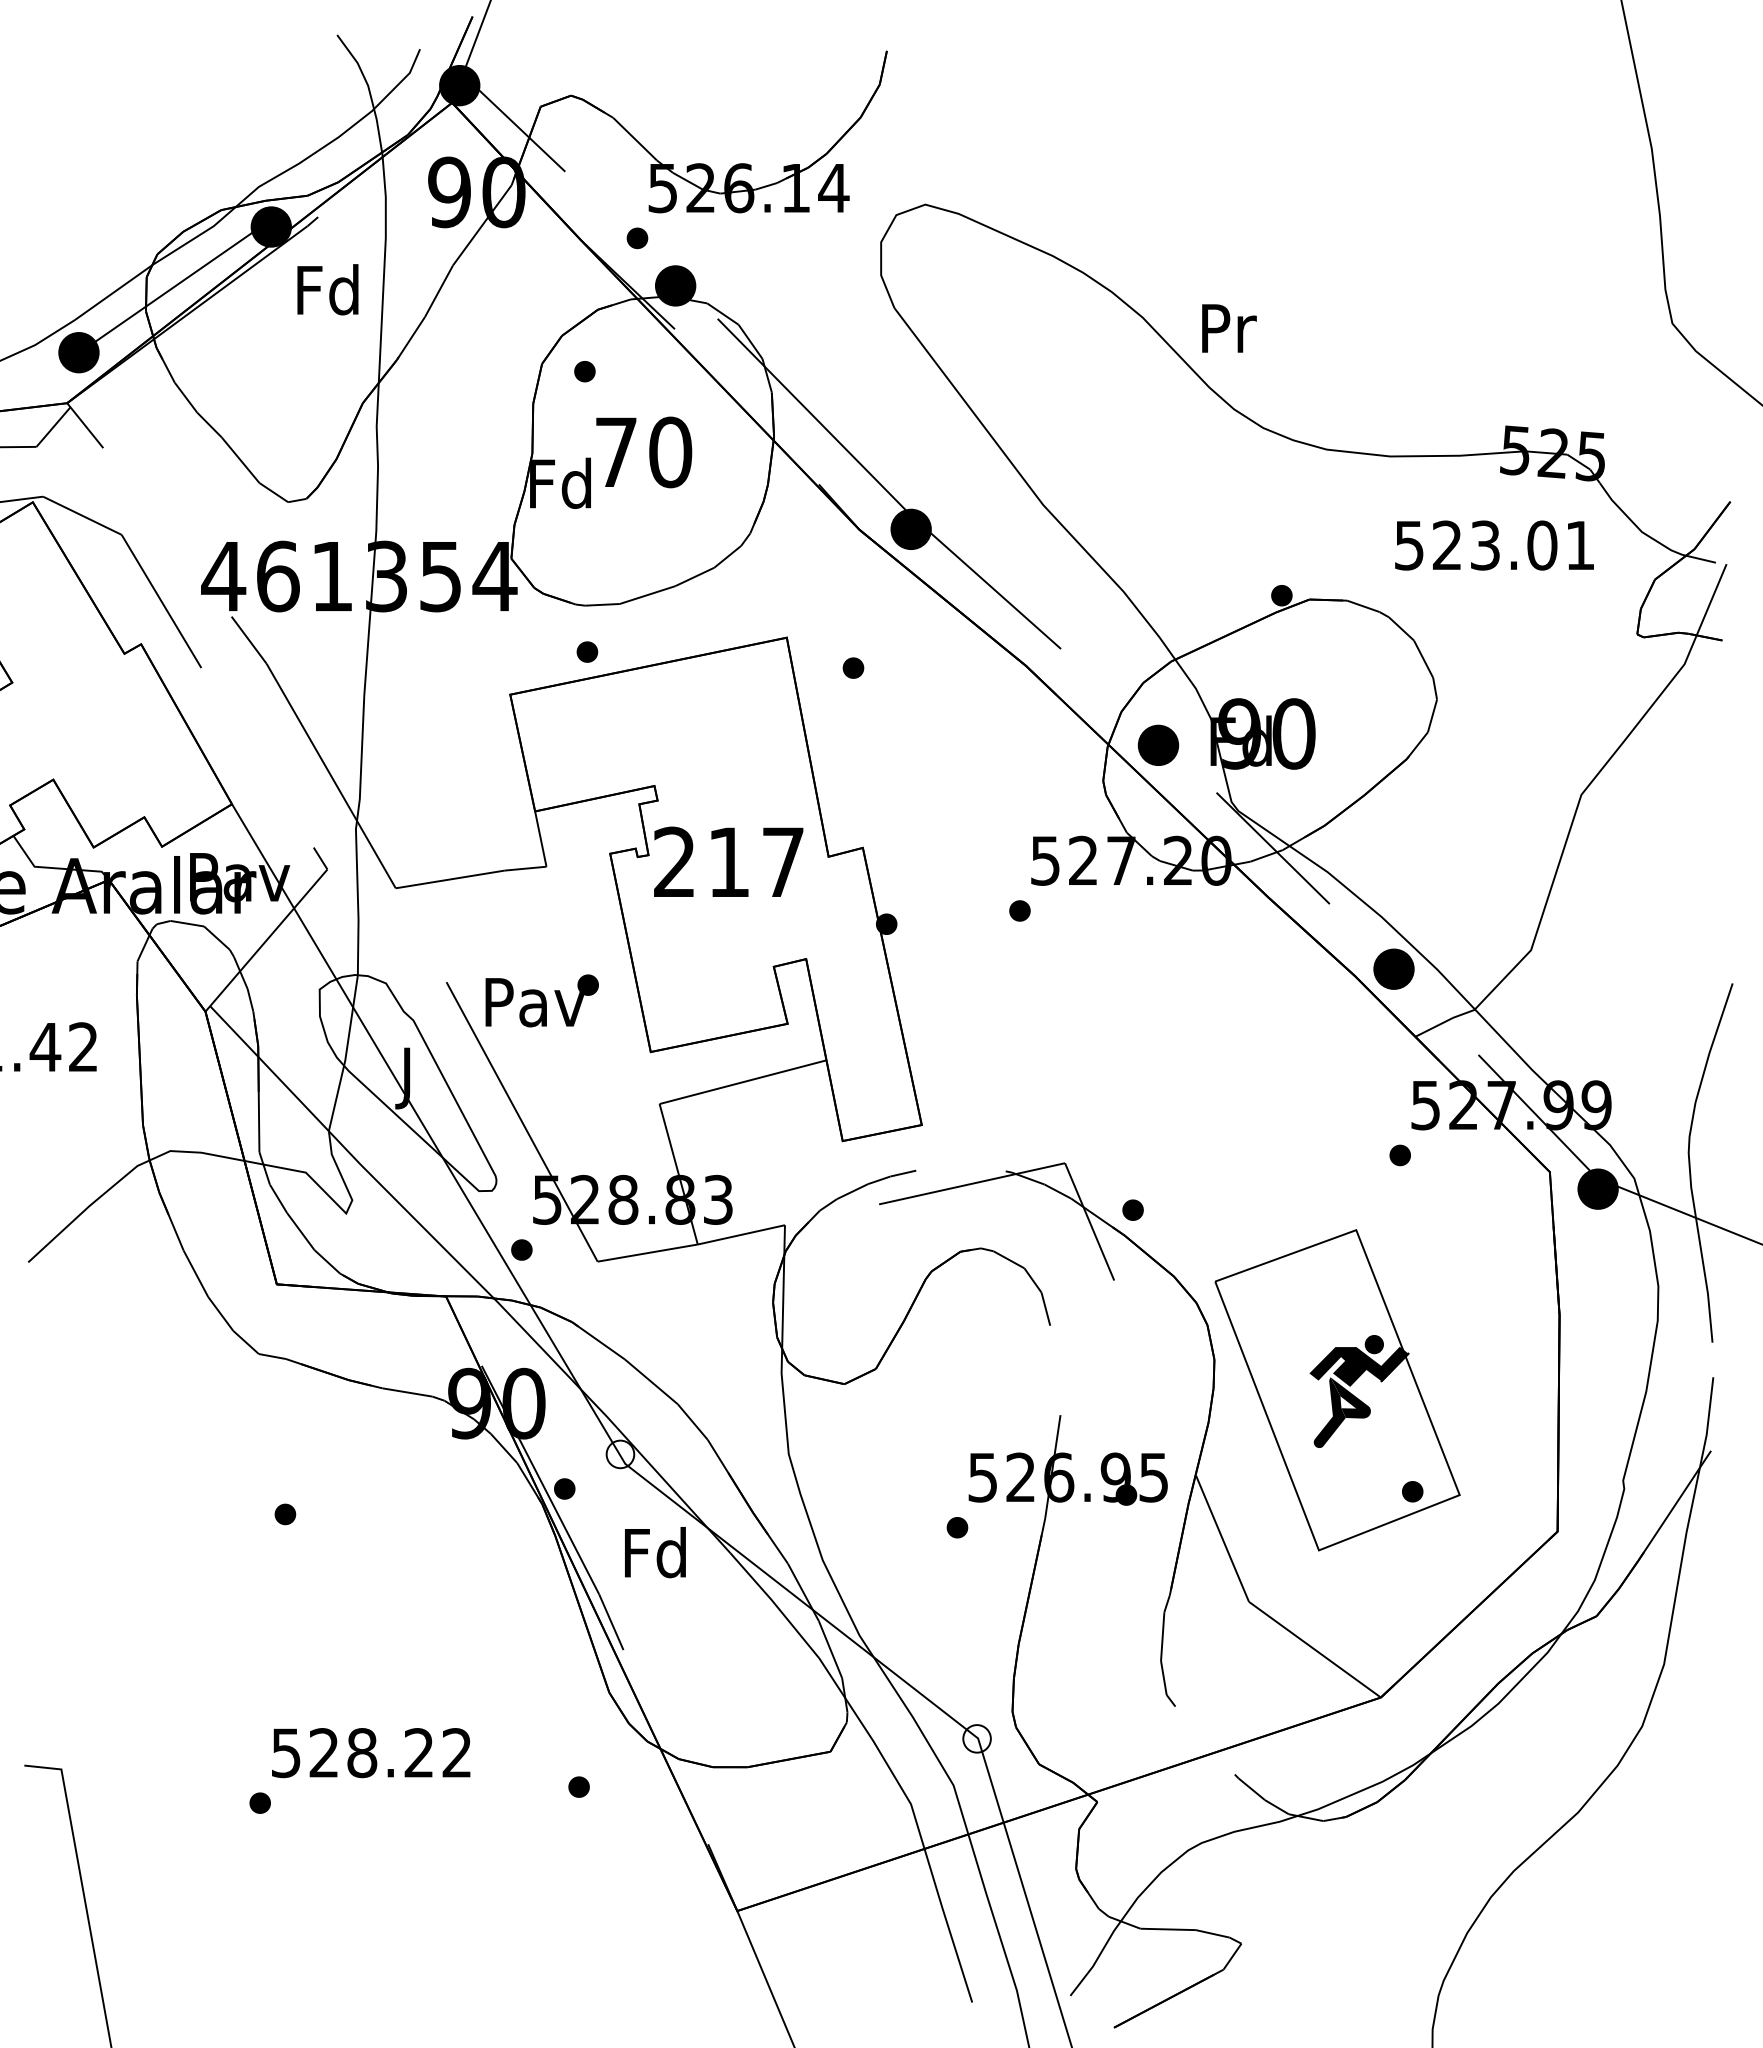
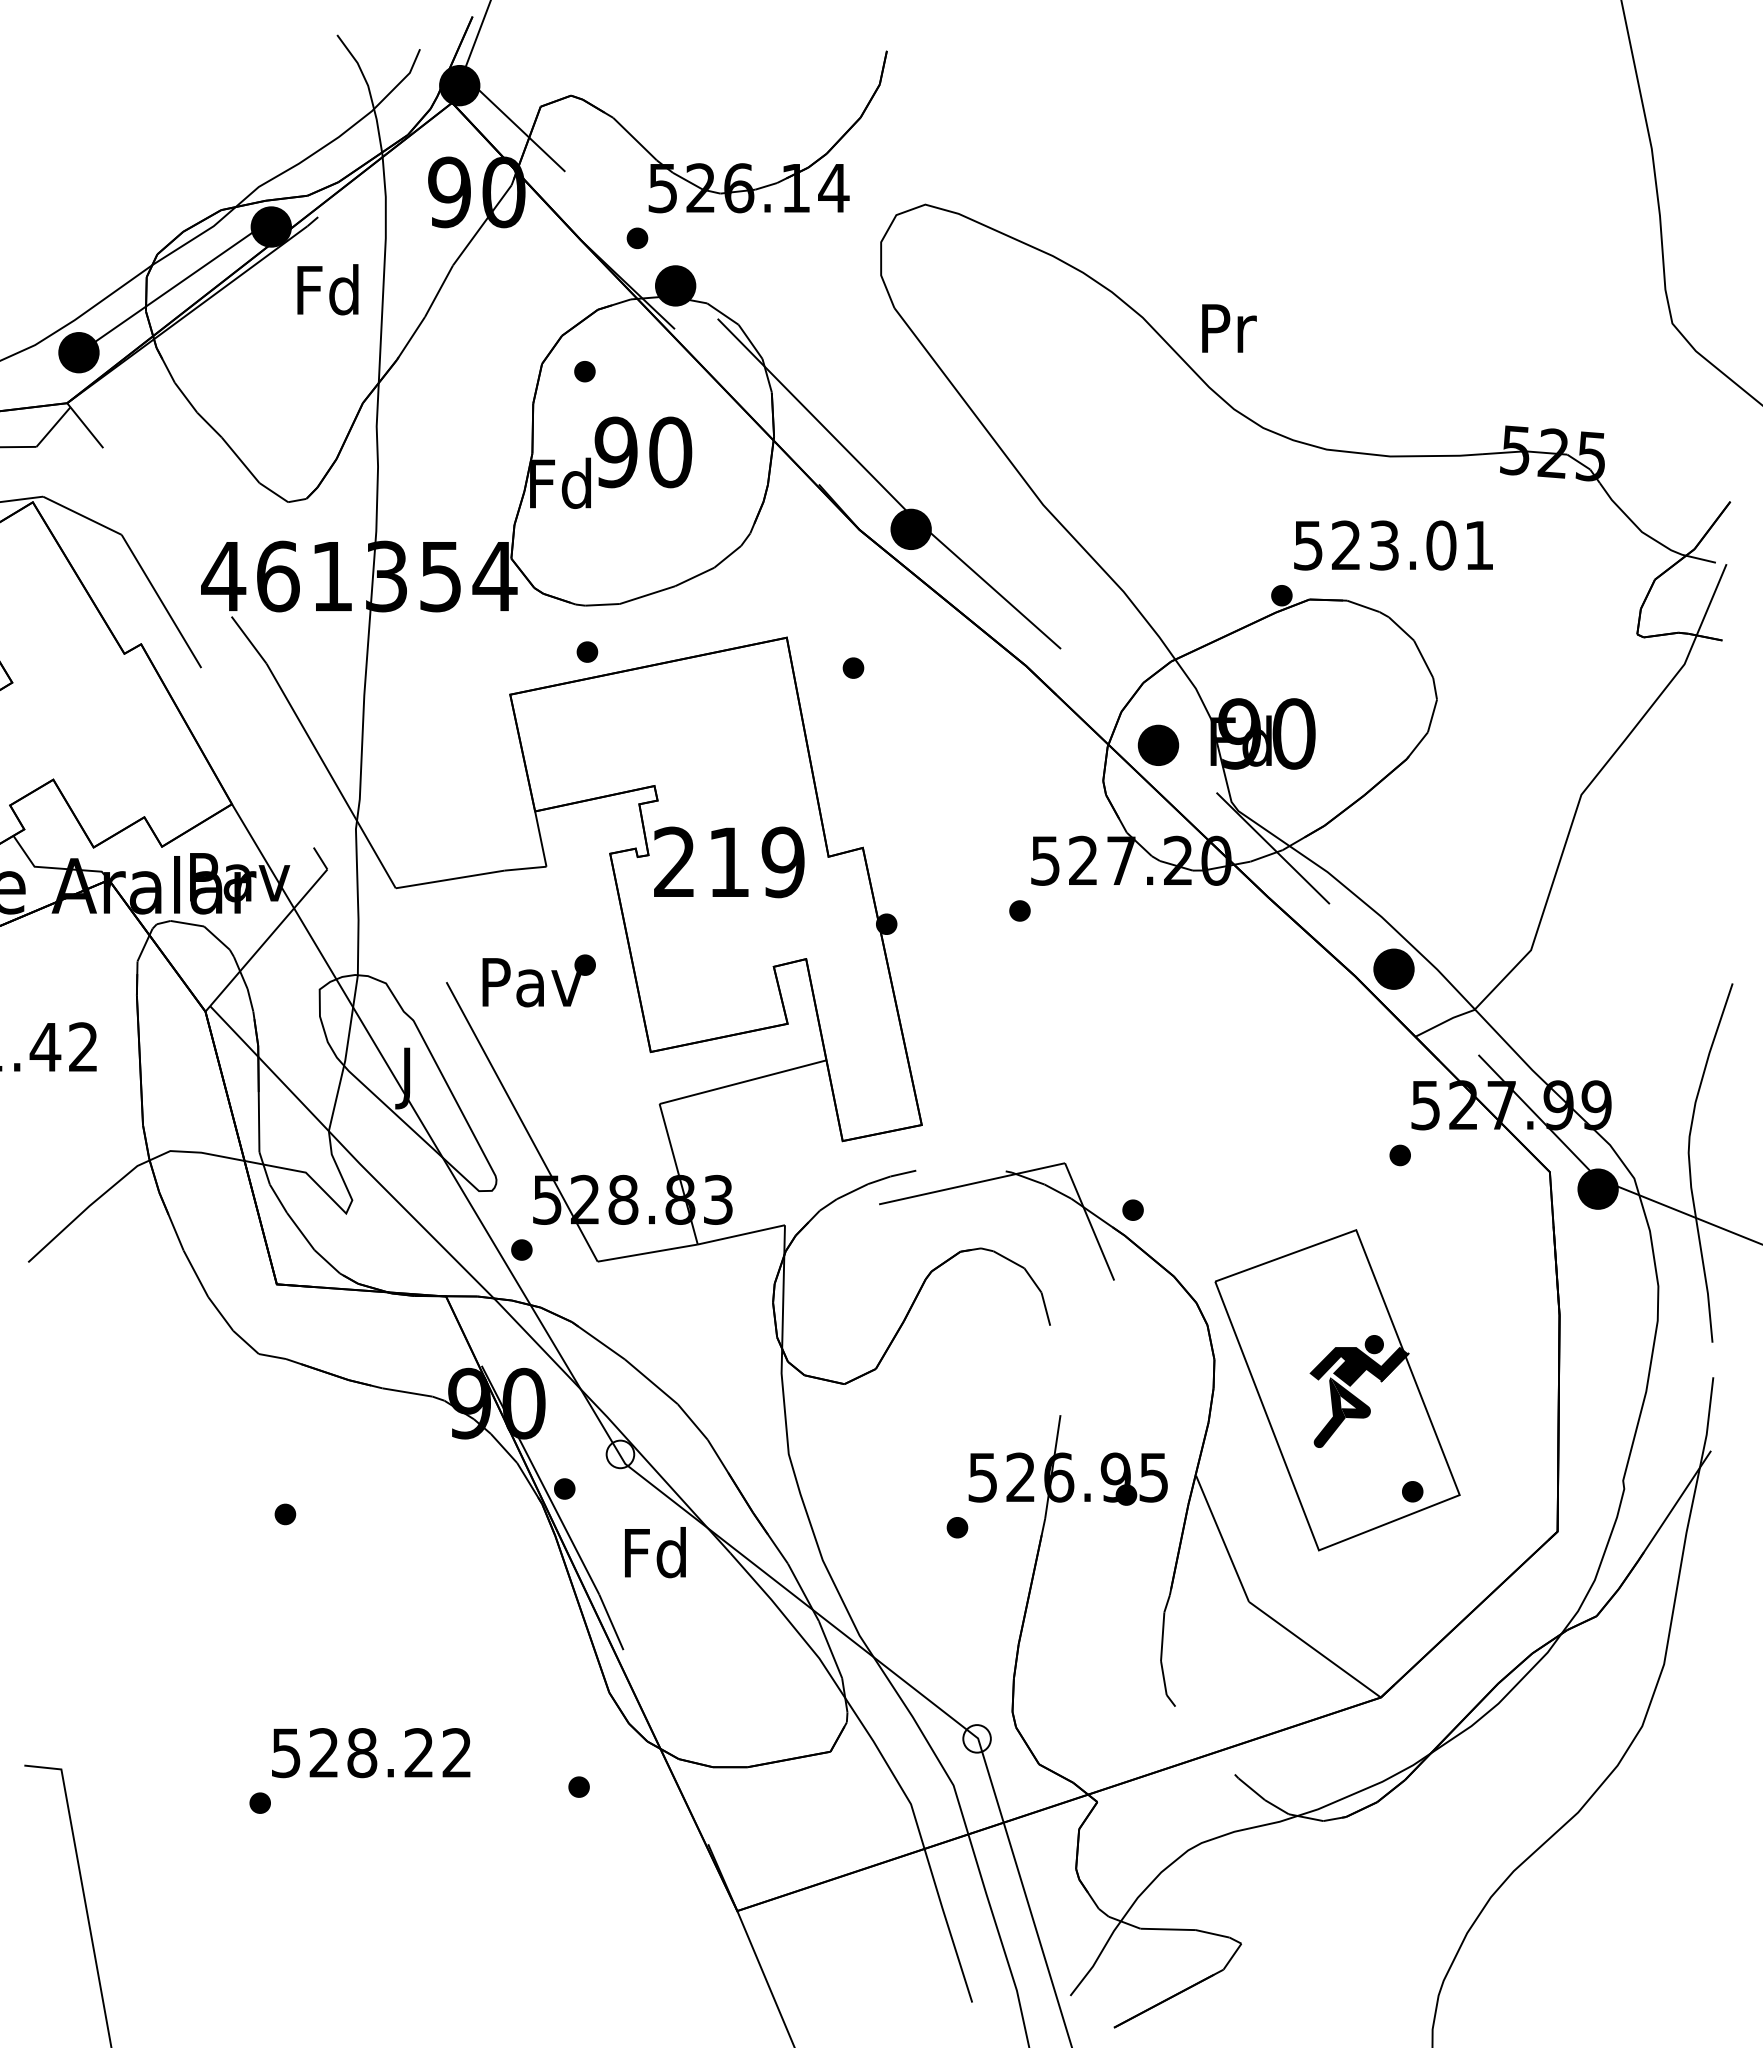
text: 70 -> 90 (615, 452)
text position: (1494, 545) -> (1393, 545) (1393, 545)
text: 217 -> 219 (782, 862)
text position: (541, 1000) -> (538, 980) (538, 980)
